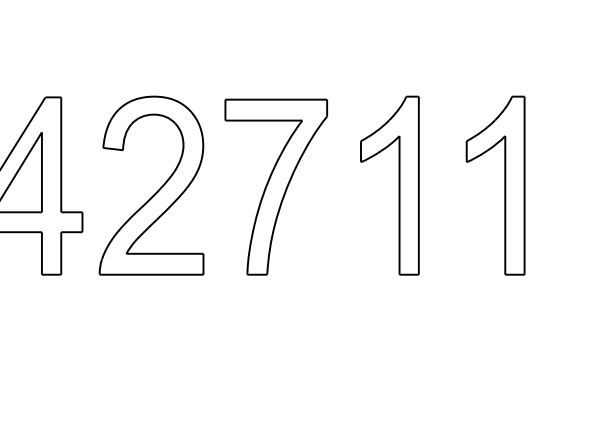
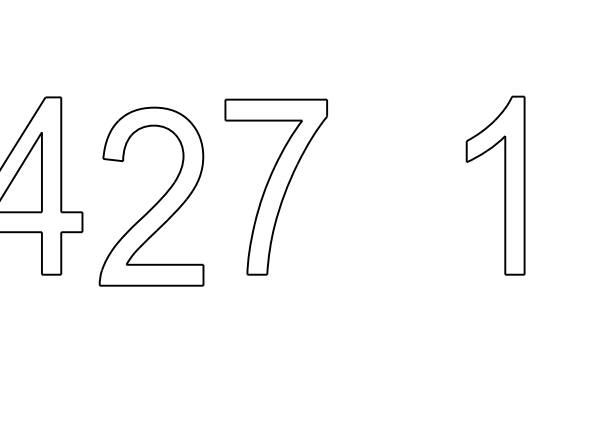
part: present -> none (398, 185)
part position: (157, 190) -> (157, 201) (157, 201)
